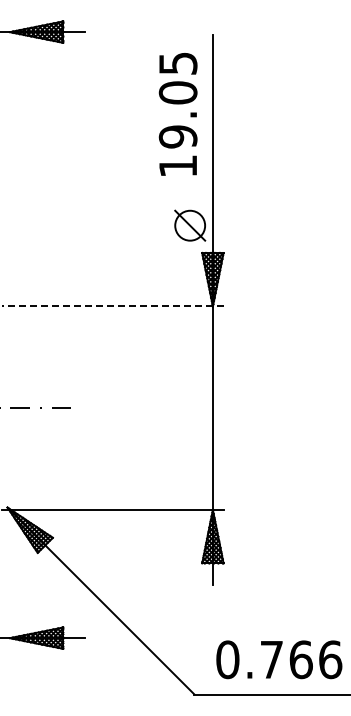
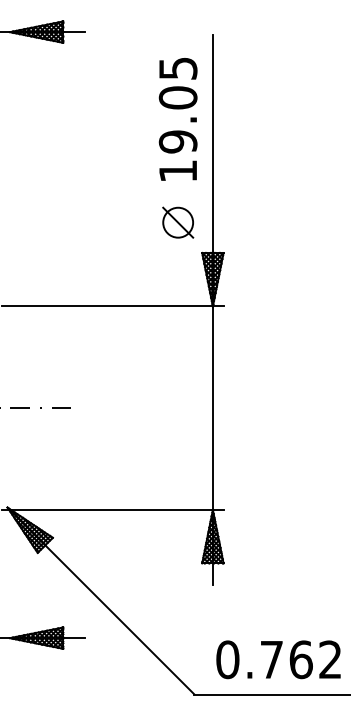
text position: (177, 114) -> (177, 119) (177, 119)
part position: (190, 225) -> (178, 222) (178, 222)
line: dashed -> solid (112, 306)
text: 0.766 -> 0.762 (330, 659)
